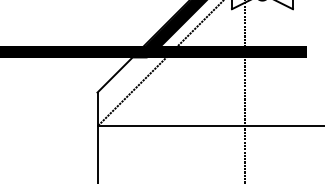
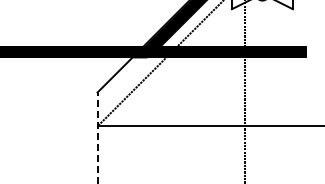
line: solid -> dashed (97, 137)
